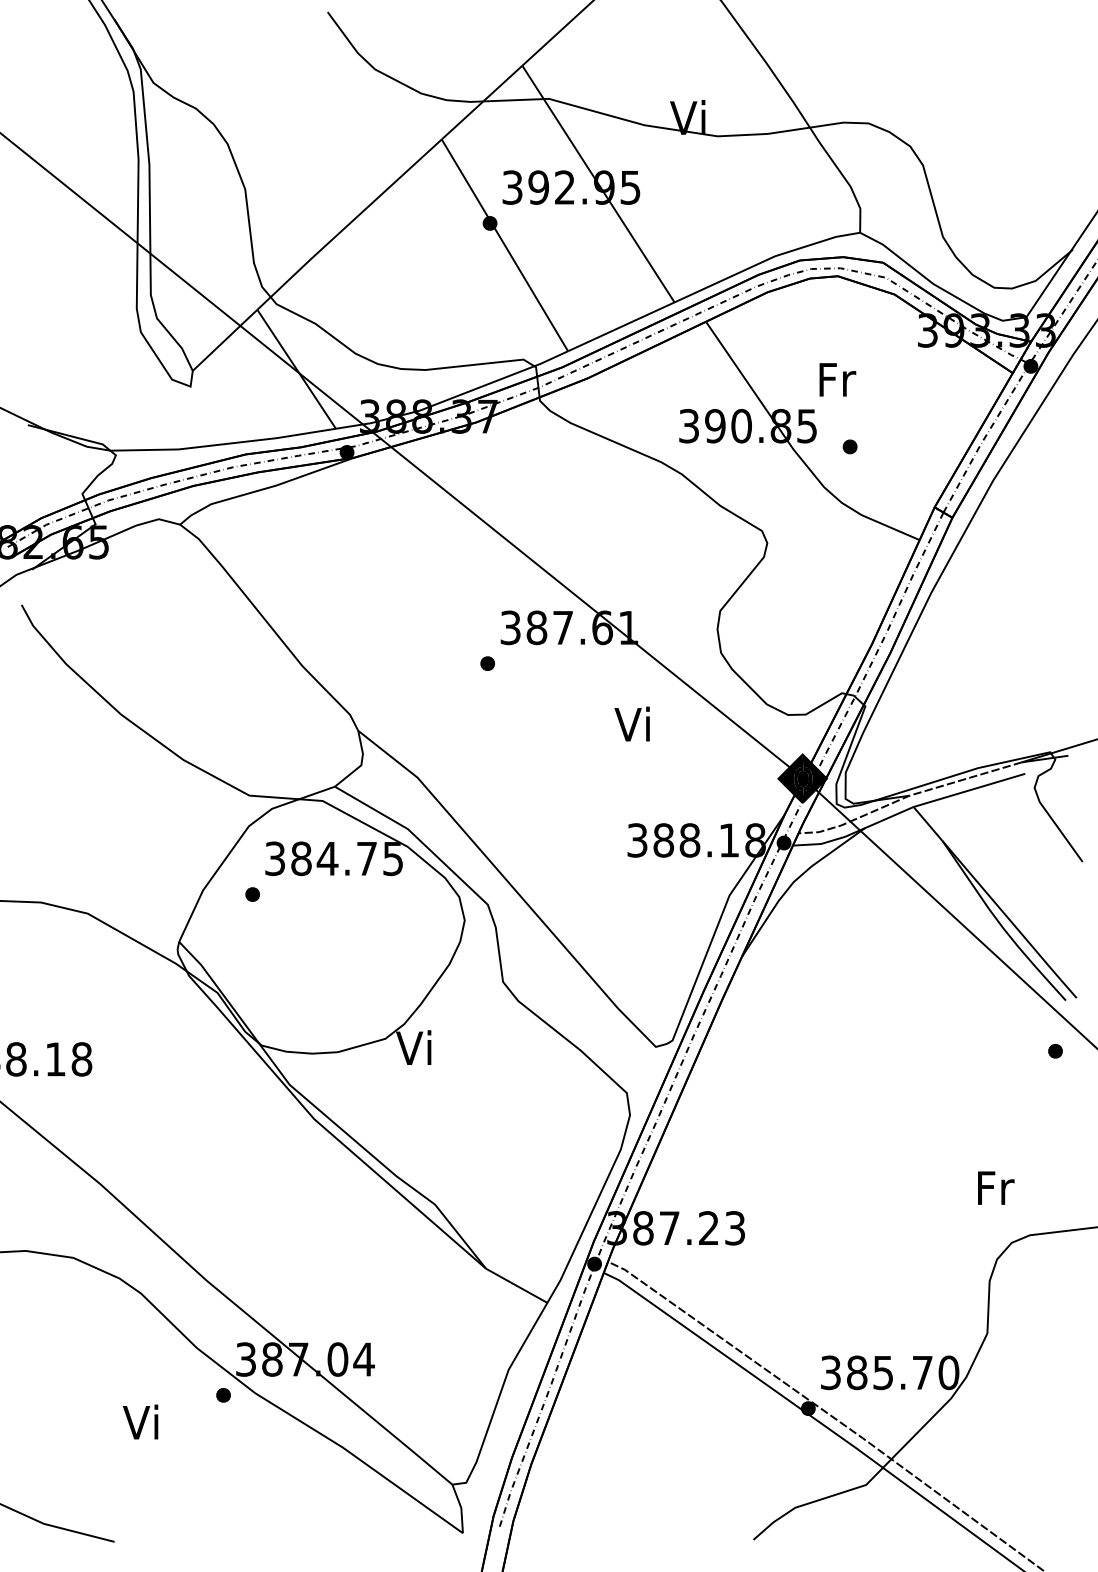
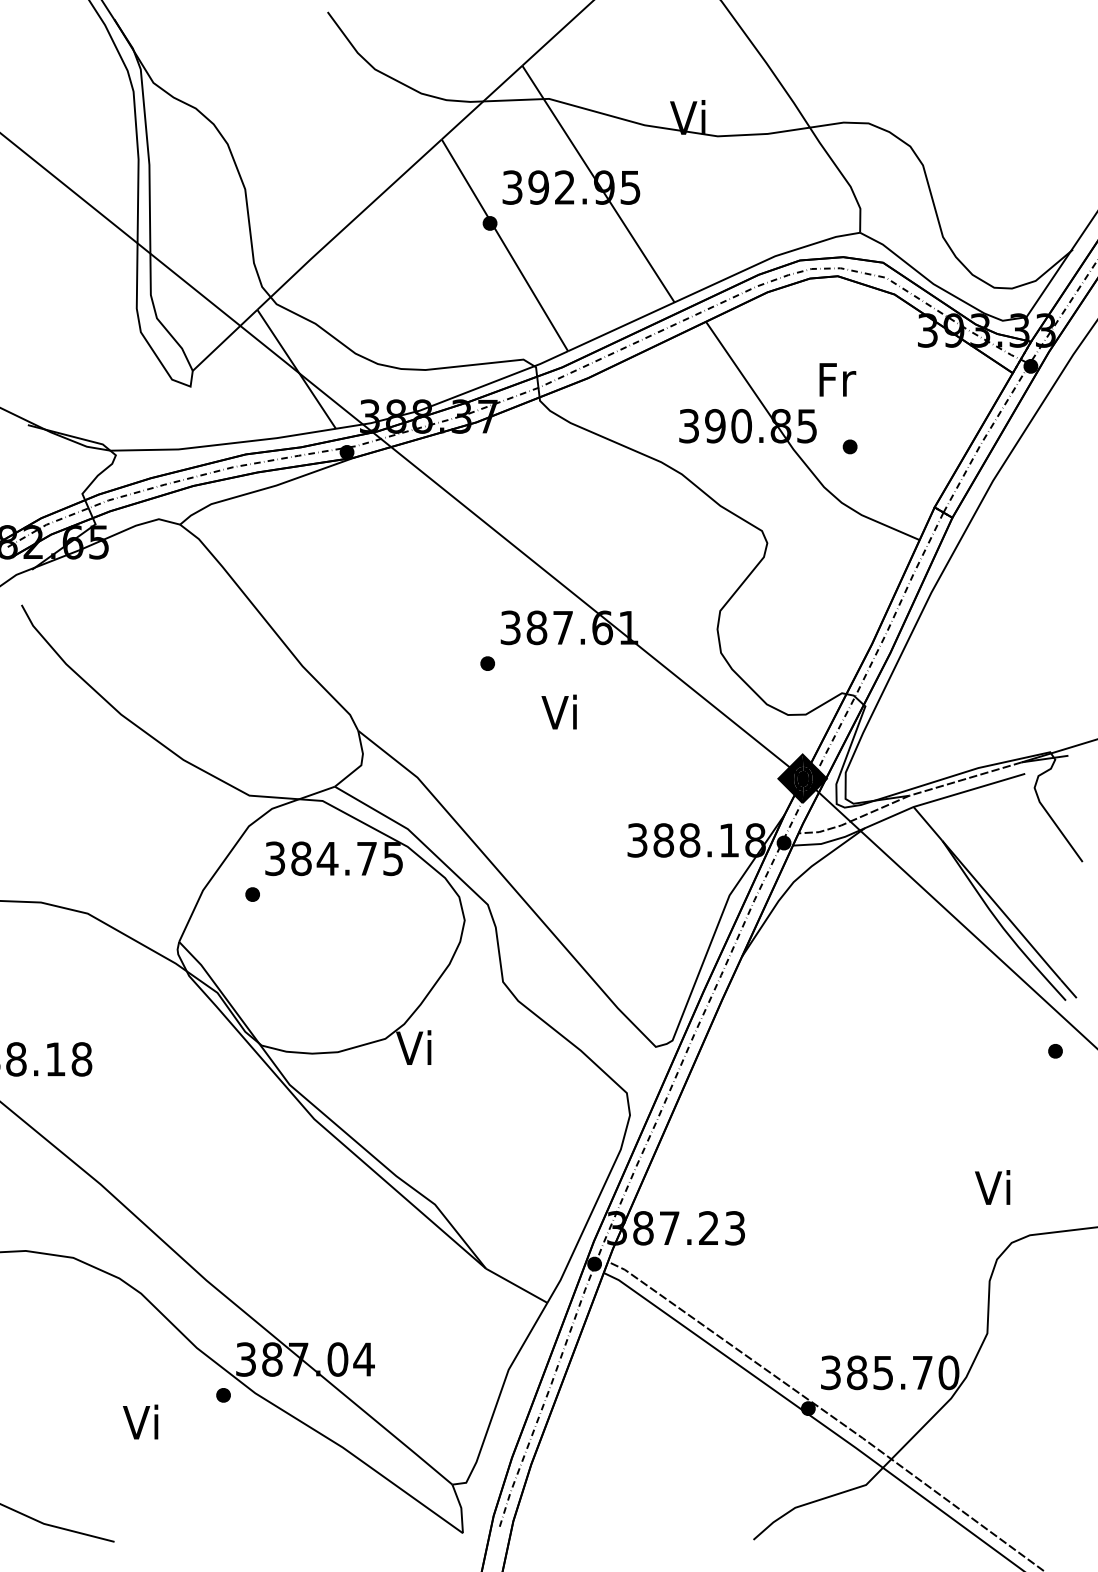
text position: (631, 723) -> (558, 711) (558, 711)
text: Fr -> Vi (994, 1187)
